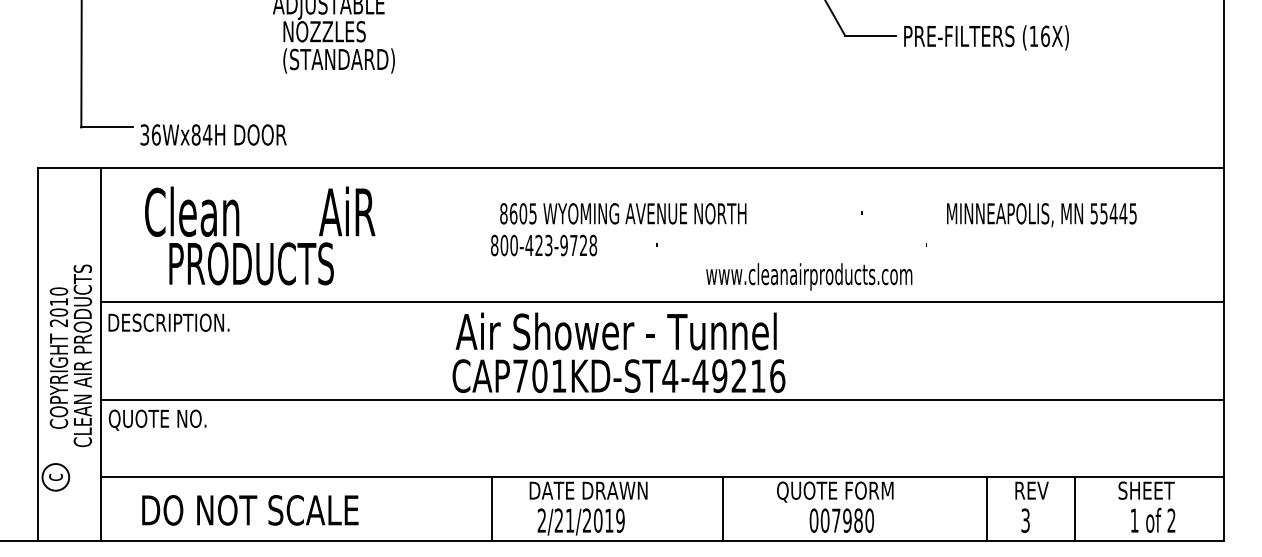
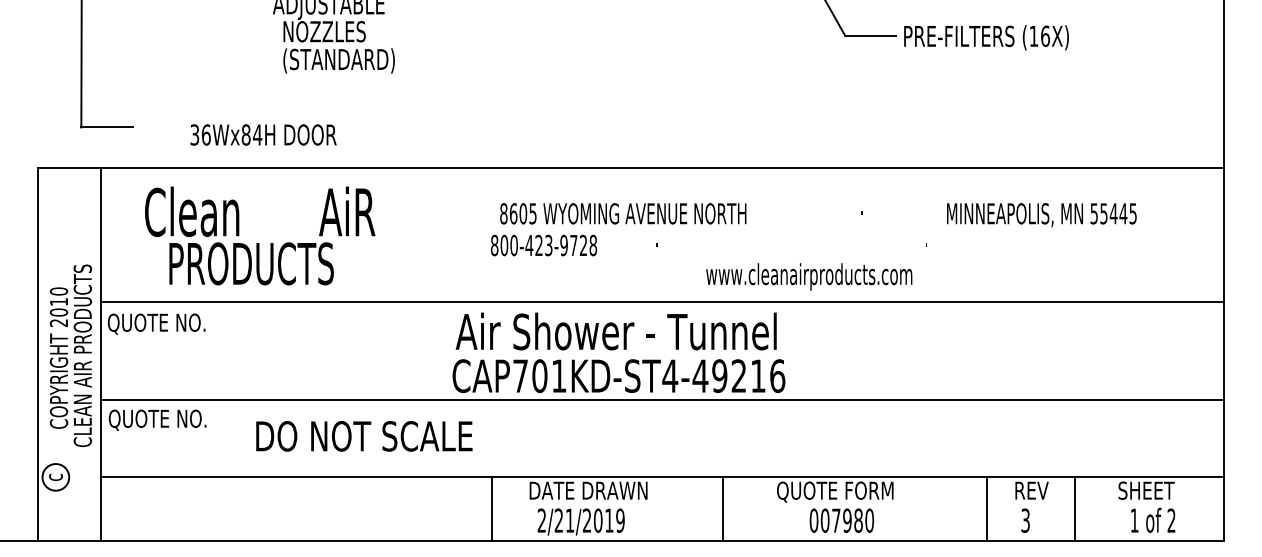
text position: (213, 134) -> (263, 134) (263, 134)
text: DESCRIPTION. -> QUOTE NO. (168, 323)
text position: (250, 510) -> (364, 436) (364, 436)
